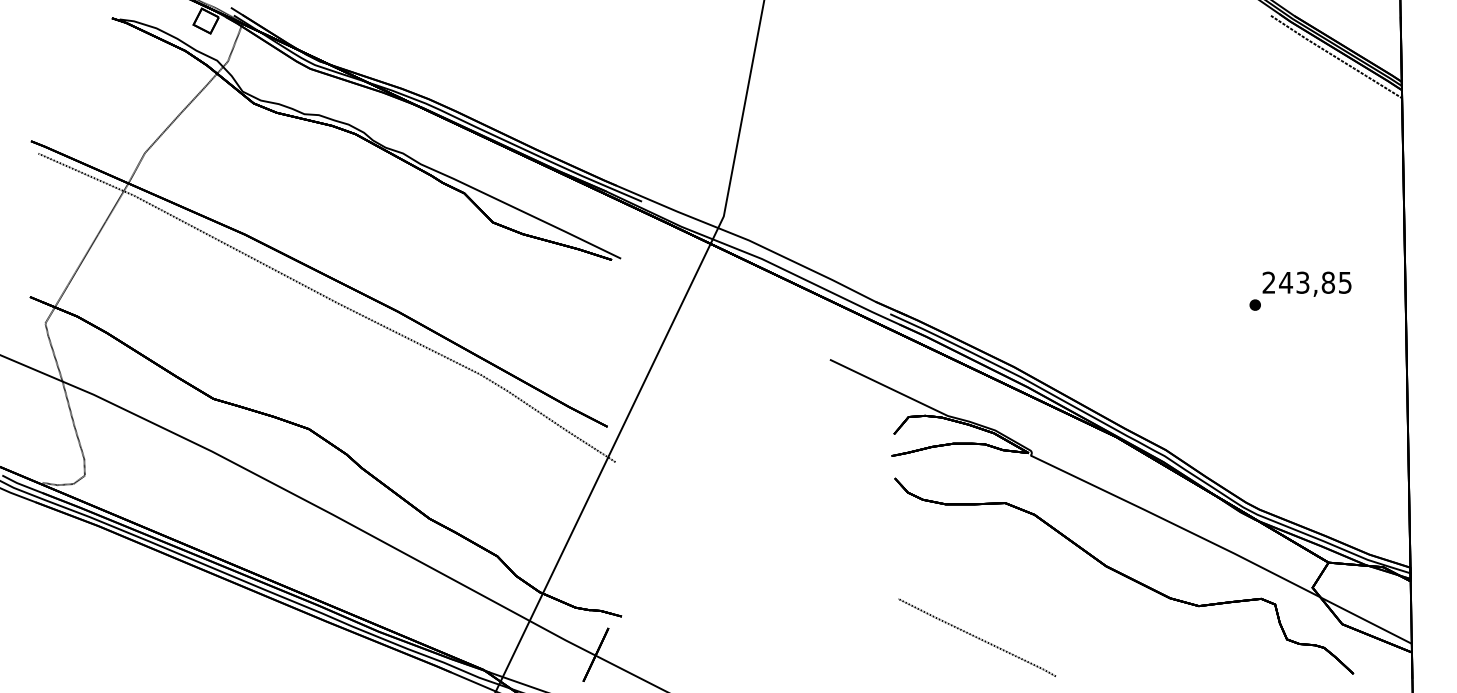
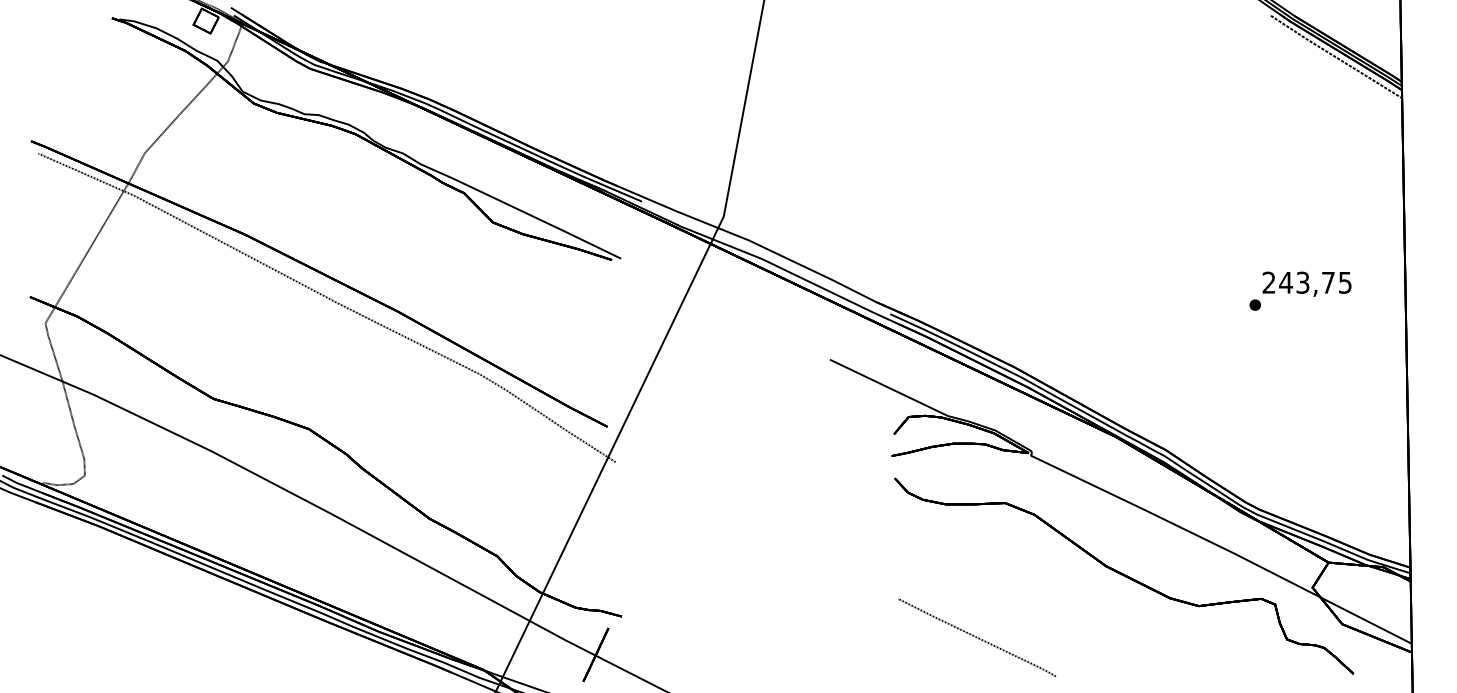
text: 243,85 -> 243,75 (1328, 282)
